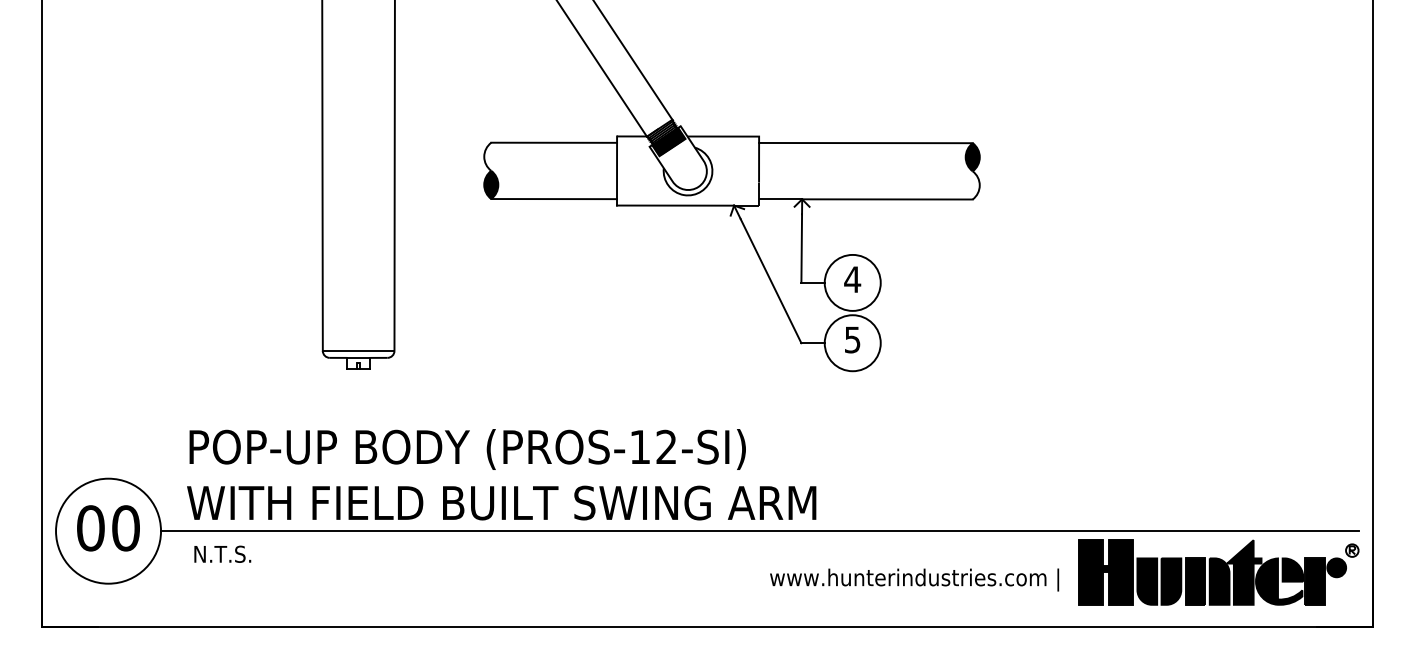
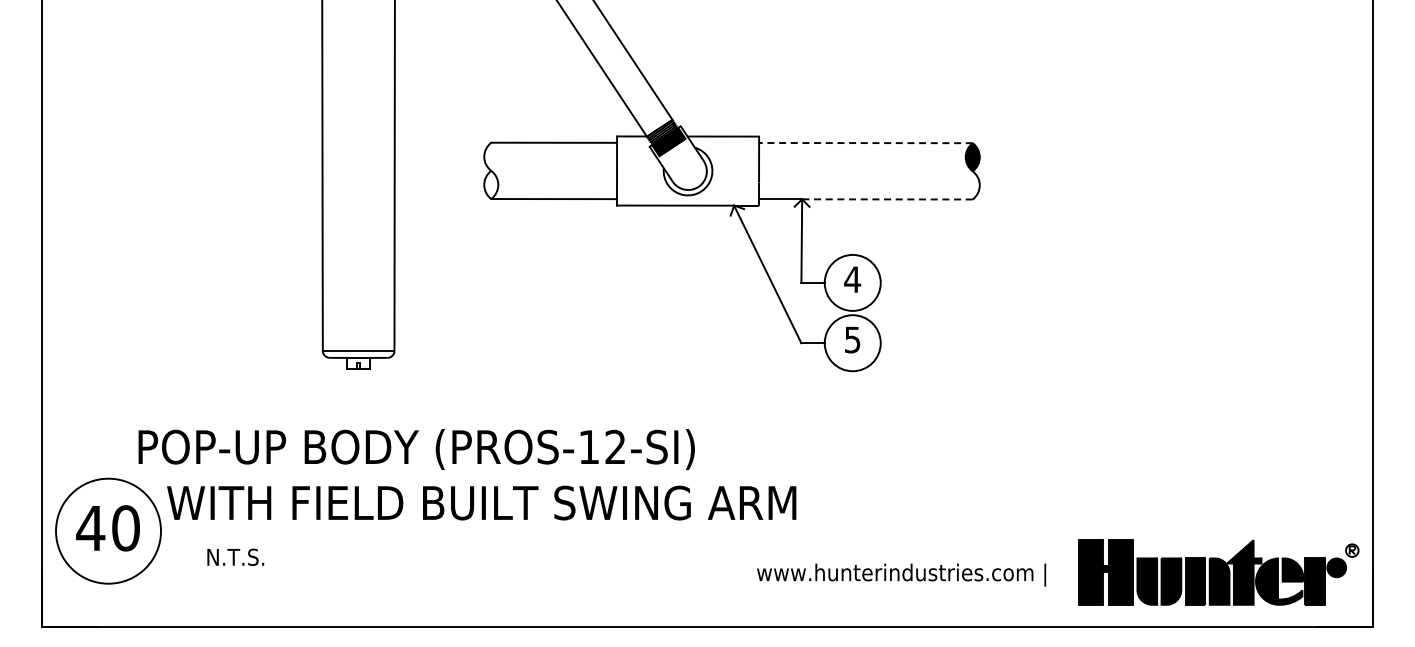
line: solid -> dashed (865, 143)
fill: present -> none (491, 184)
line: solid -> dashed (886, 199)
text position: (467, 449) -> (416, 449) (416, 449)
text position: (501, 502) -> (481, 502) (481, 502)
text: 00 -> 40 (90, 528)
line: present -> none (760, 531)
text position: (222, 553) -> (235, 556) (235, 556)
text position: (914, 579) -> (901, 574) (901, 574)
